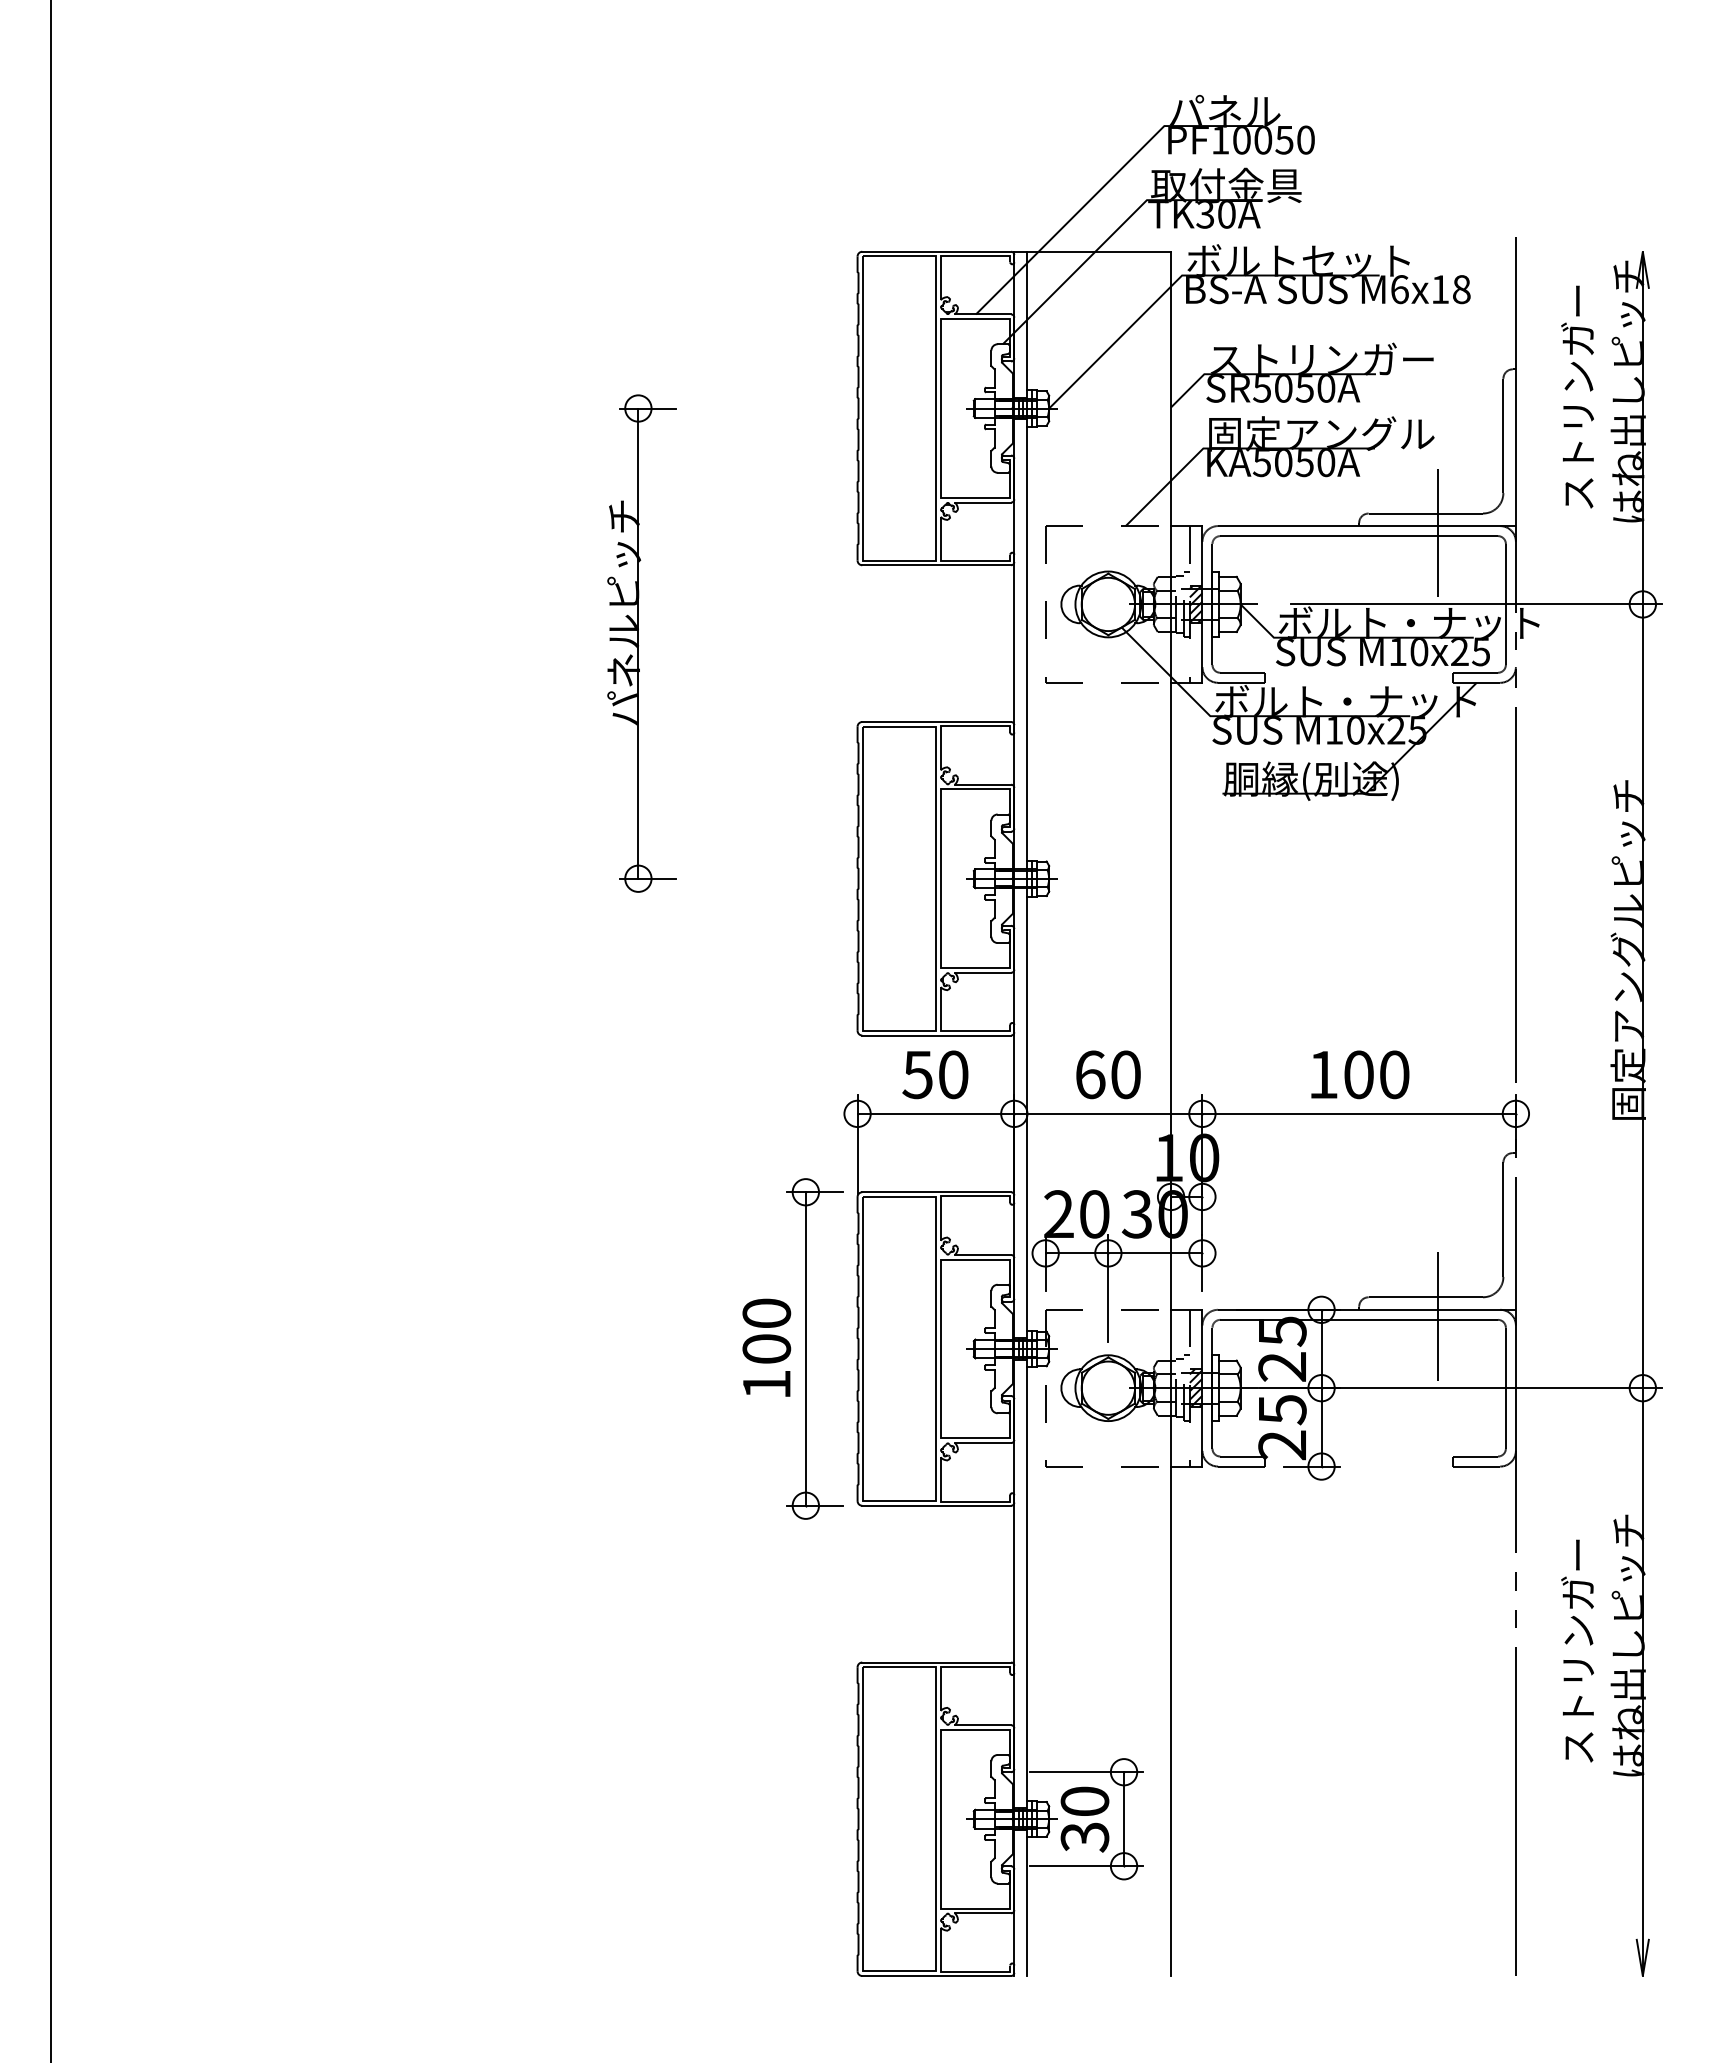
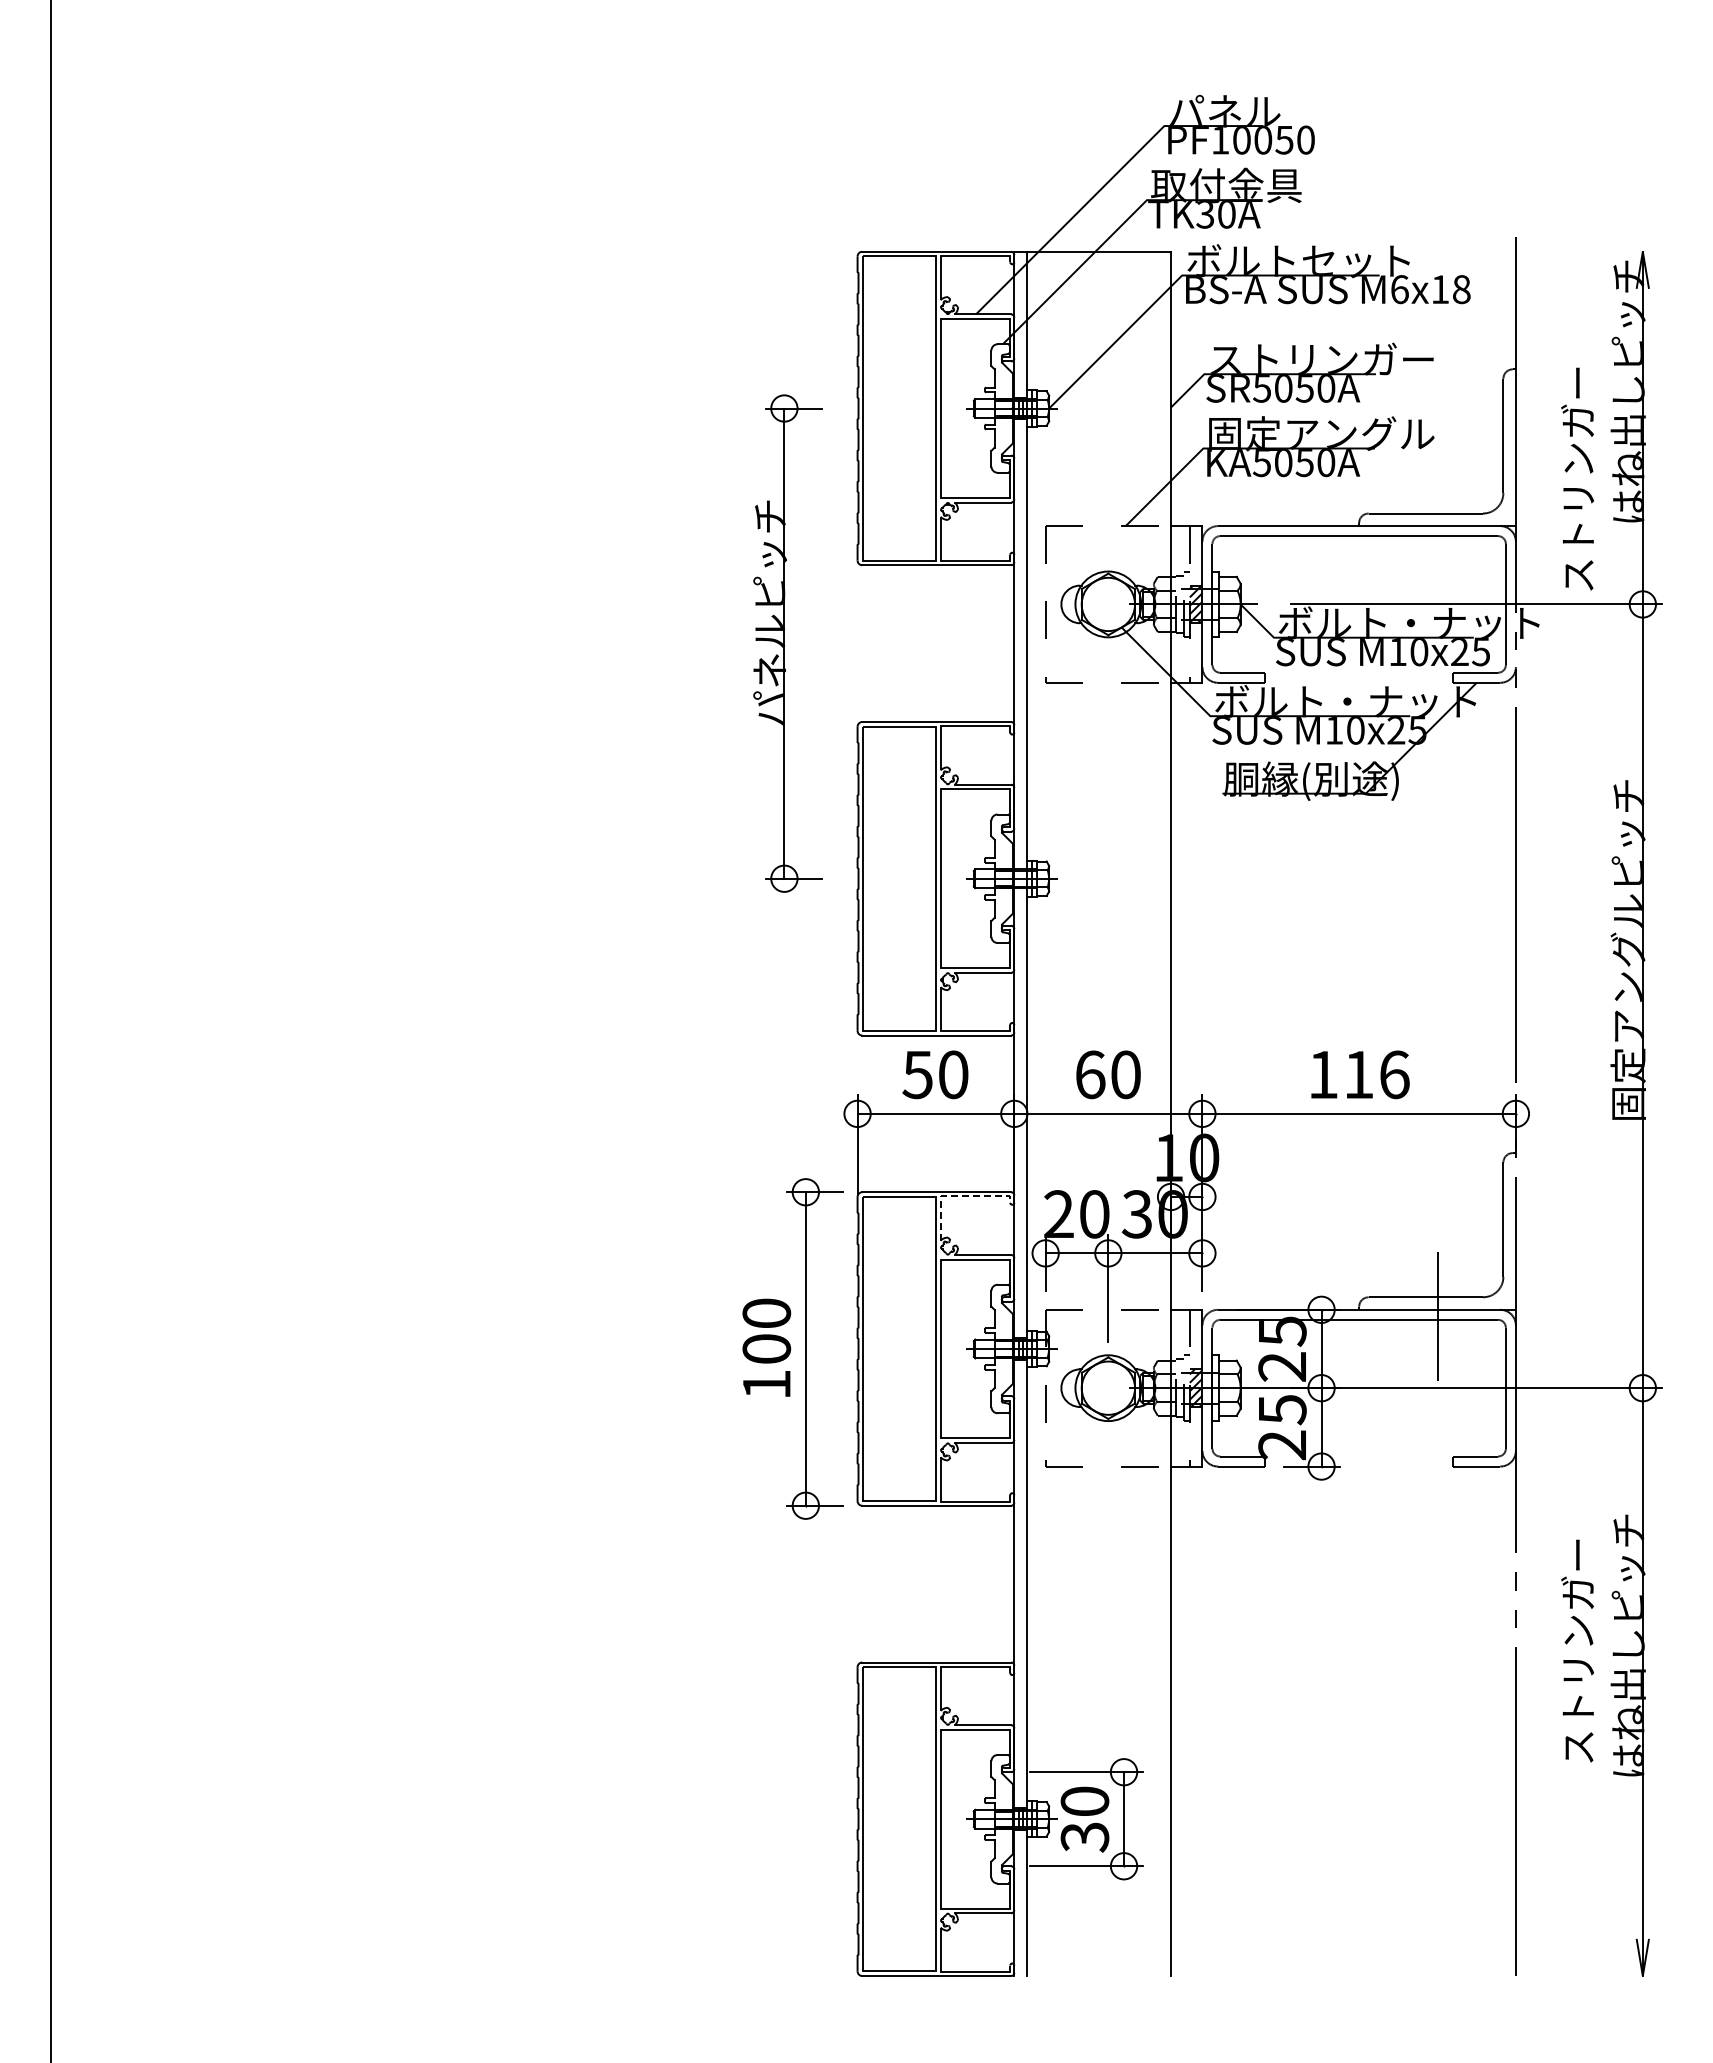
text position: (1577, 396) -> (1577, 478) (1577, 478)
line: present -> none (1437, 532)
part position: (641, 643) -> (787, 643) (787, 643)
text: 100 -> 116 (1376, 1074)
line: solid -> dashed (956, 1196)
